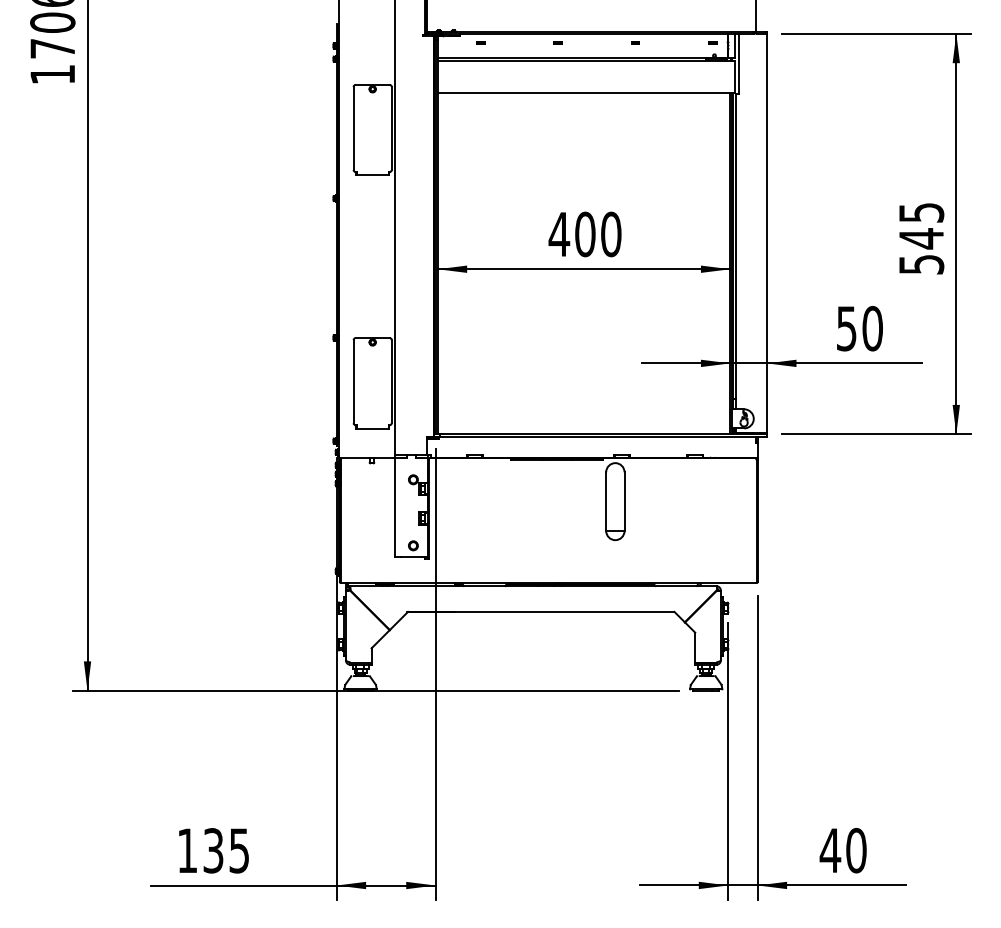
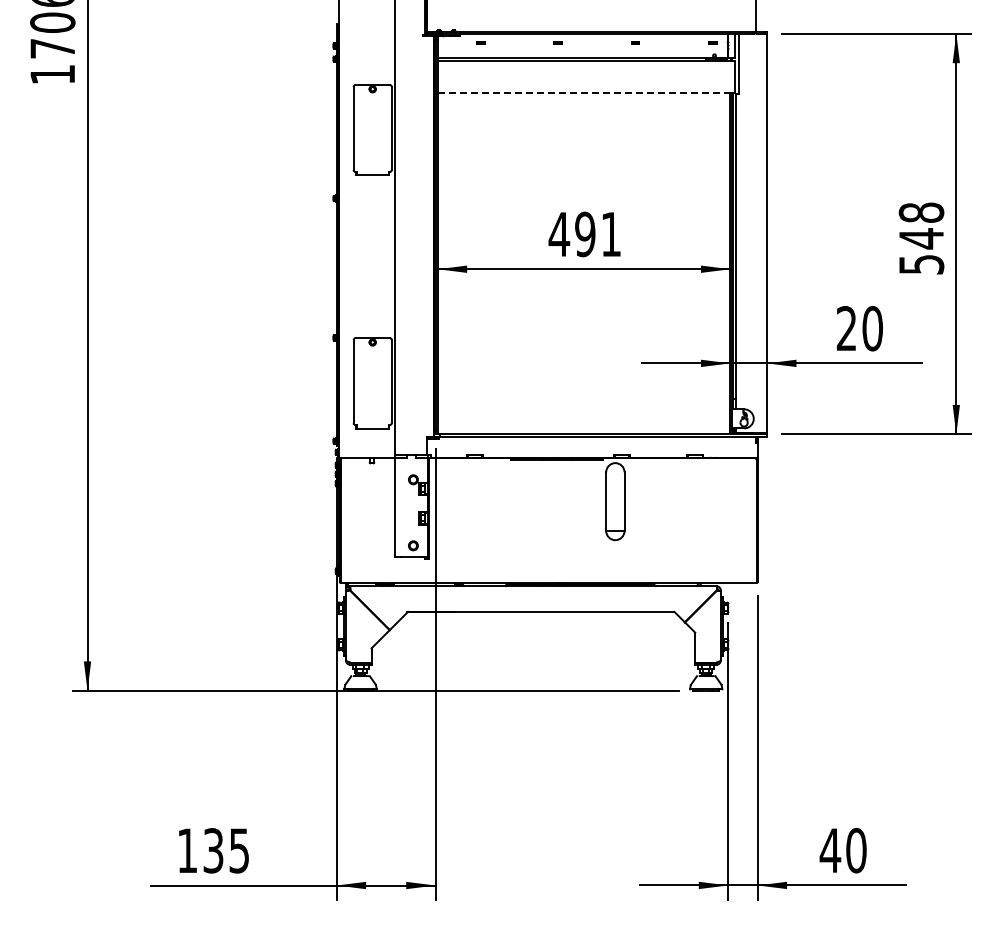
line: solid -> dashed (585, 93)
text: 545 -> 548 (921, 212)
text: 400 -> 491 (598, 234)
text: 50 -> 20 (846, 328)
